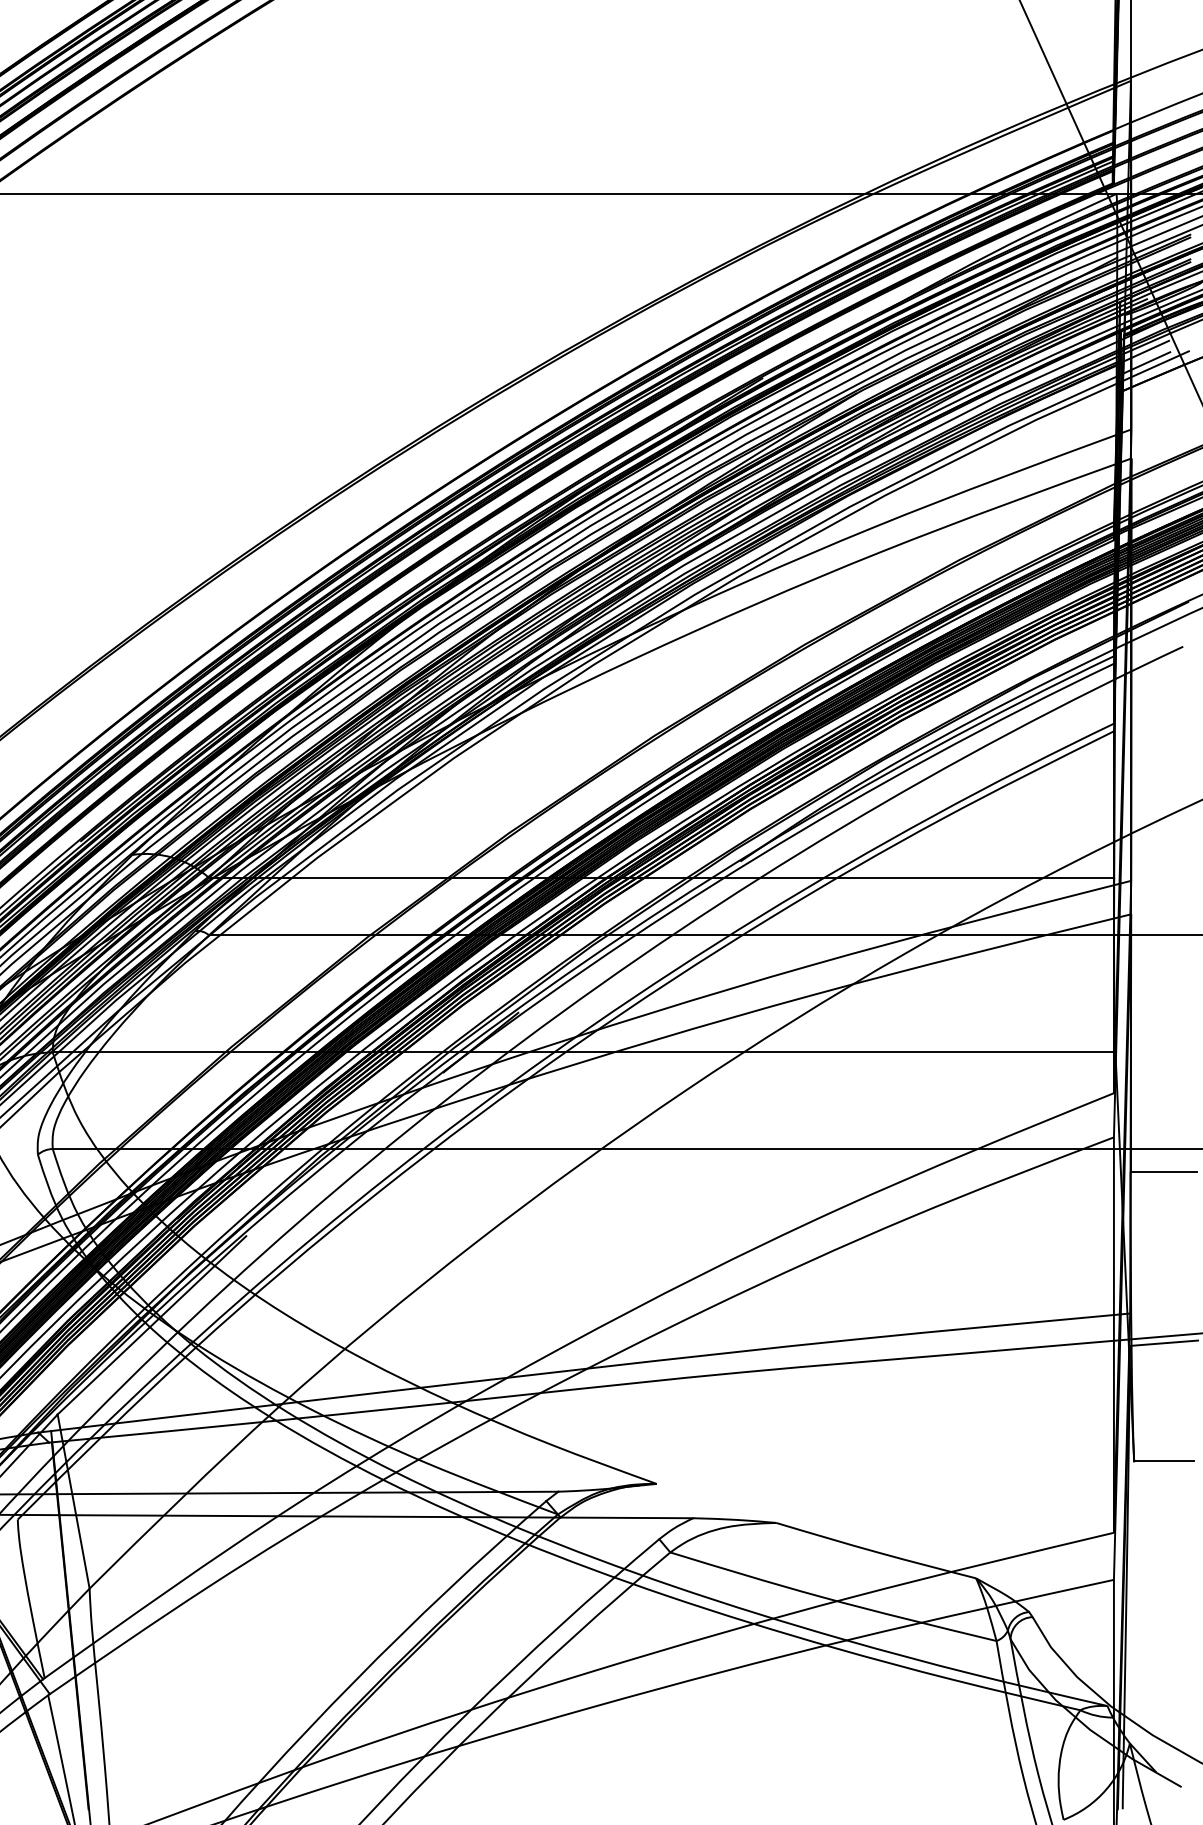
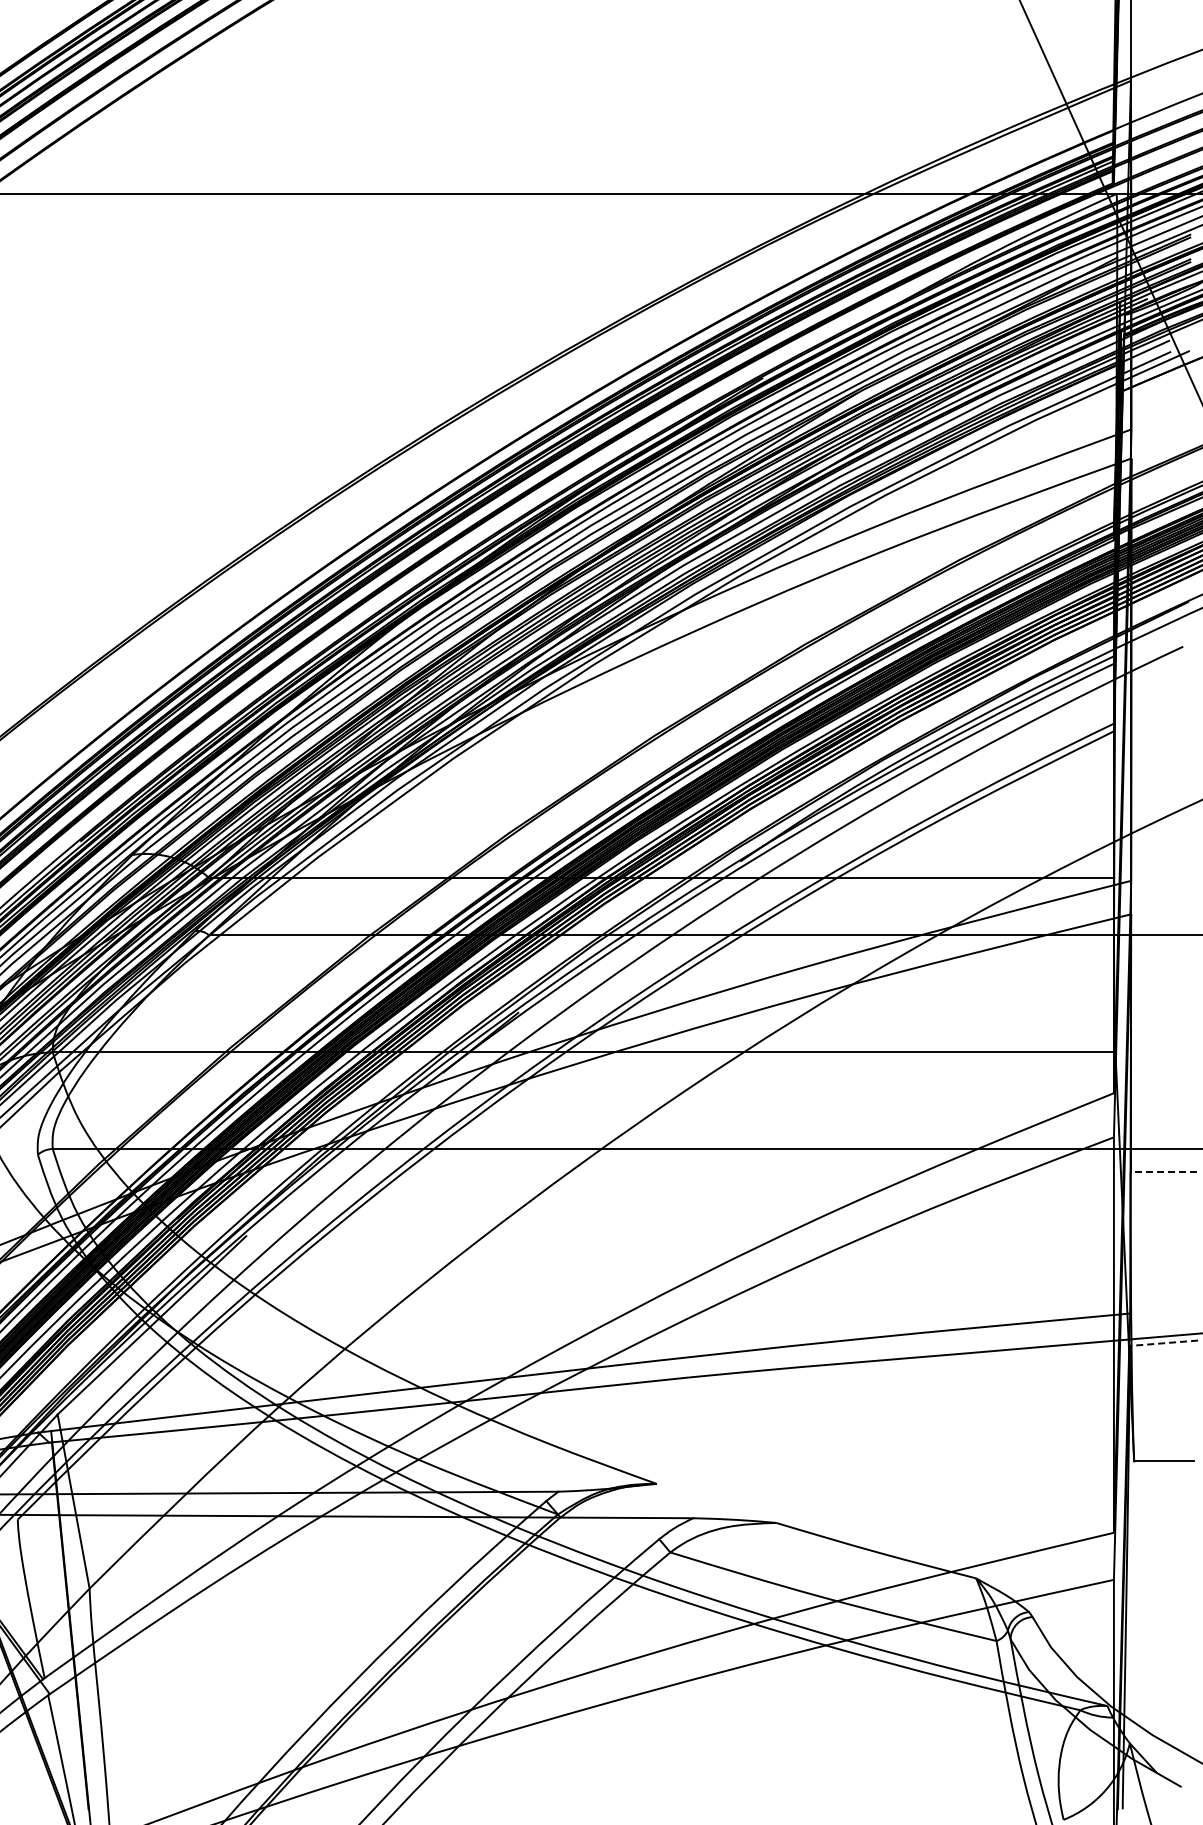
line: solid -> dashed (1163, 1171)
line: solid -> dashed (1163, 1343)
